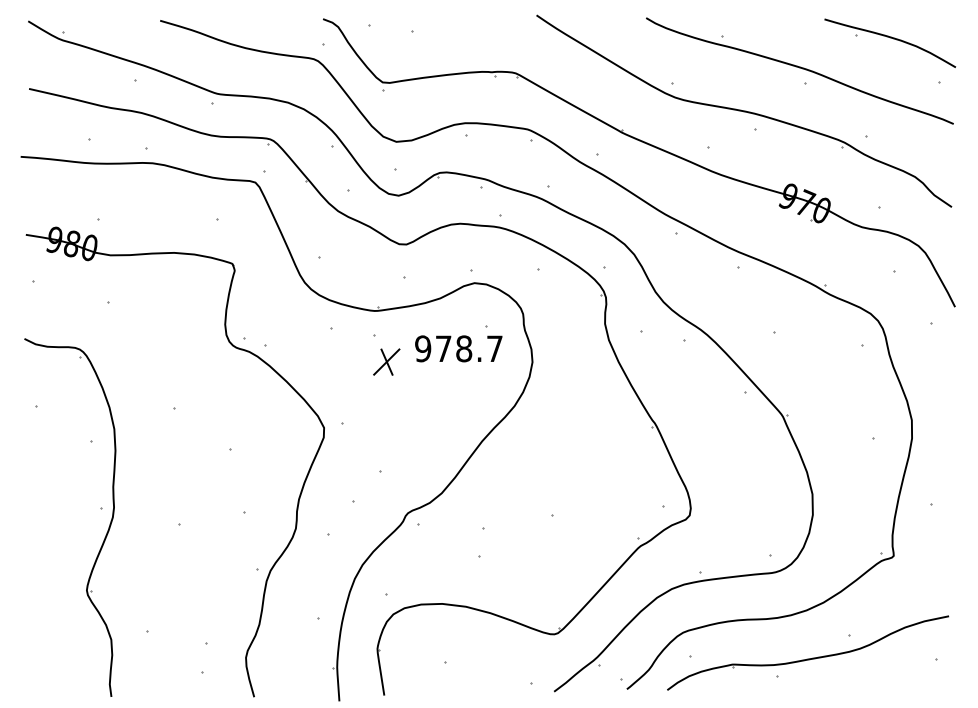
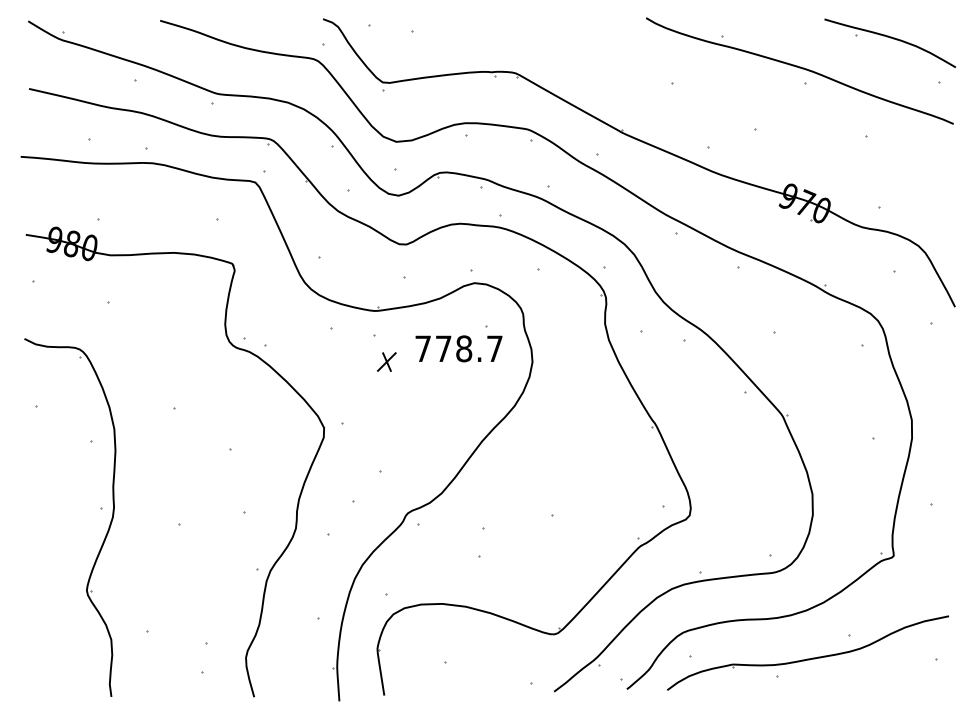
part: present -> none (744, 110)
text: 978.7 -> 778.7 (423, 348)
part size: 28x28 px -> 20x20 px (386, 361)
